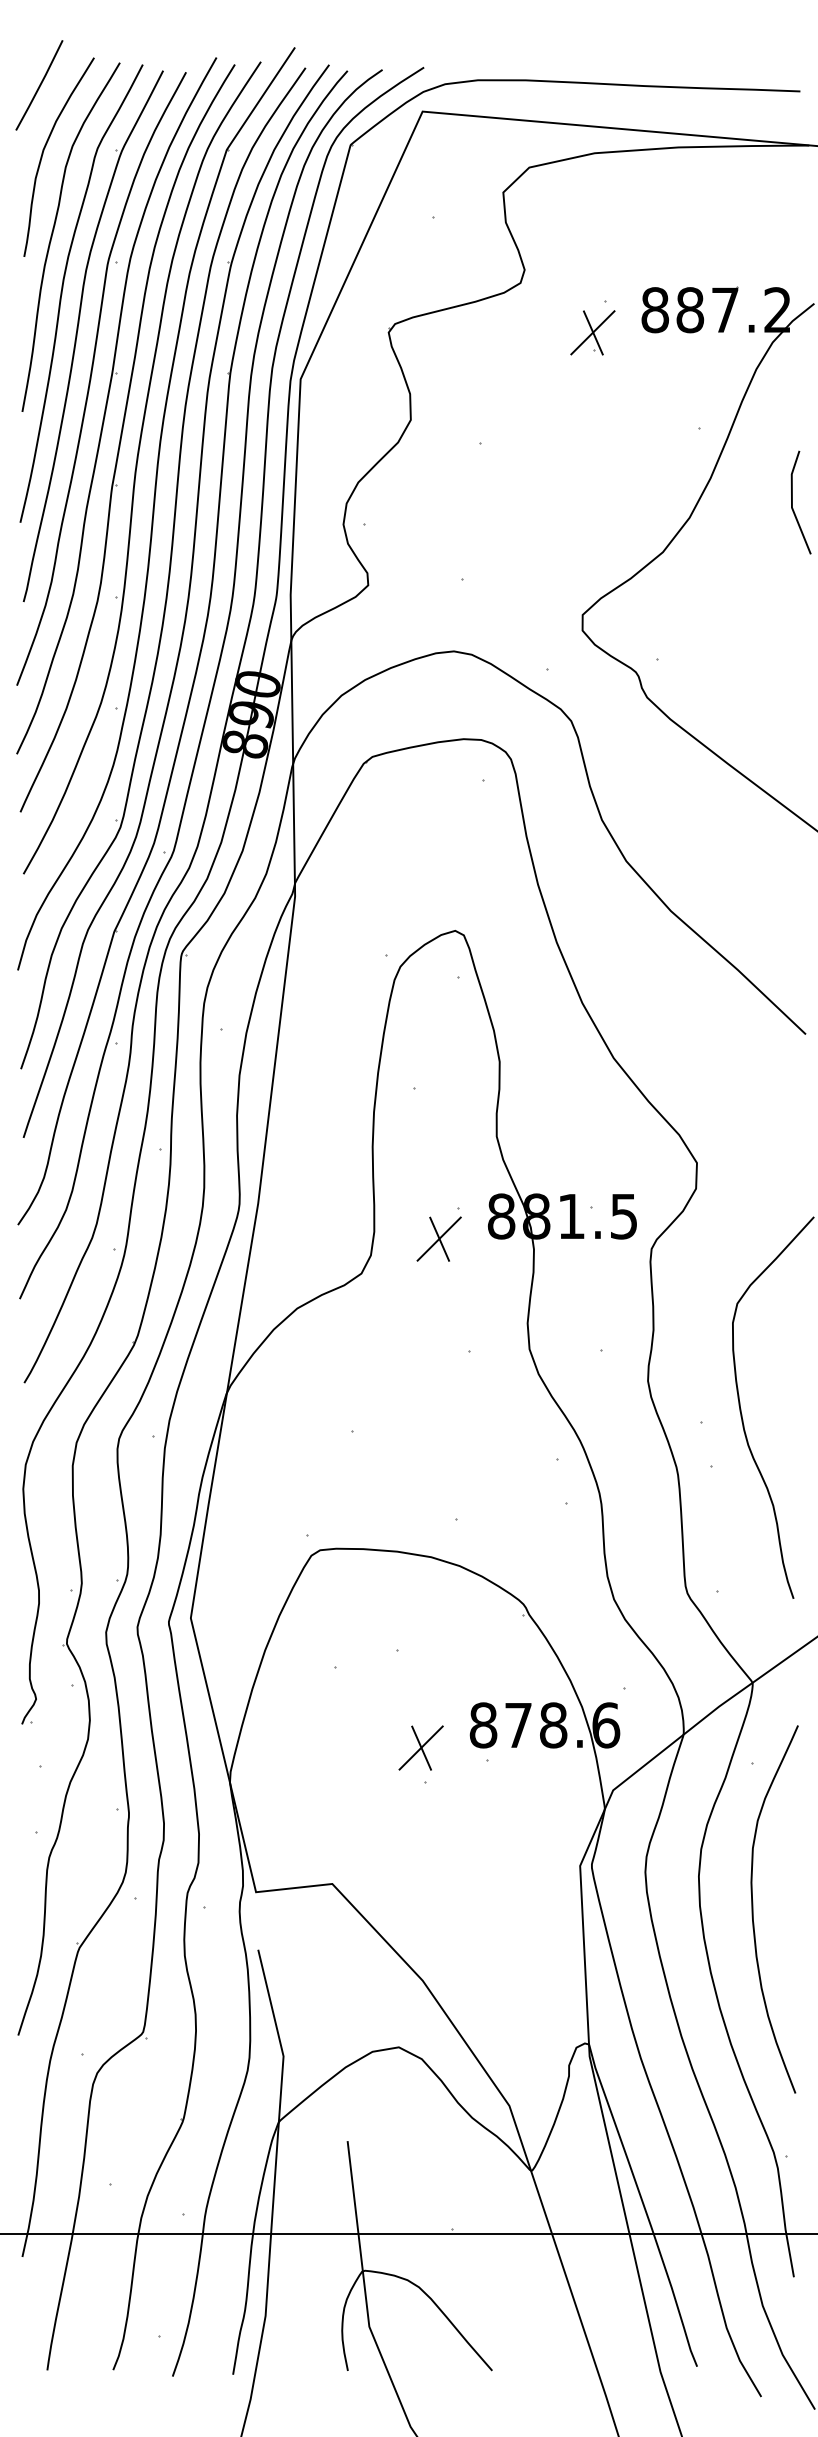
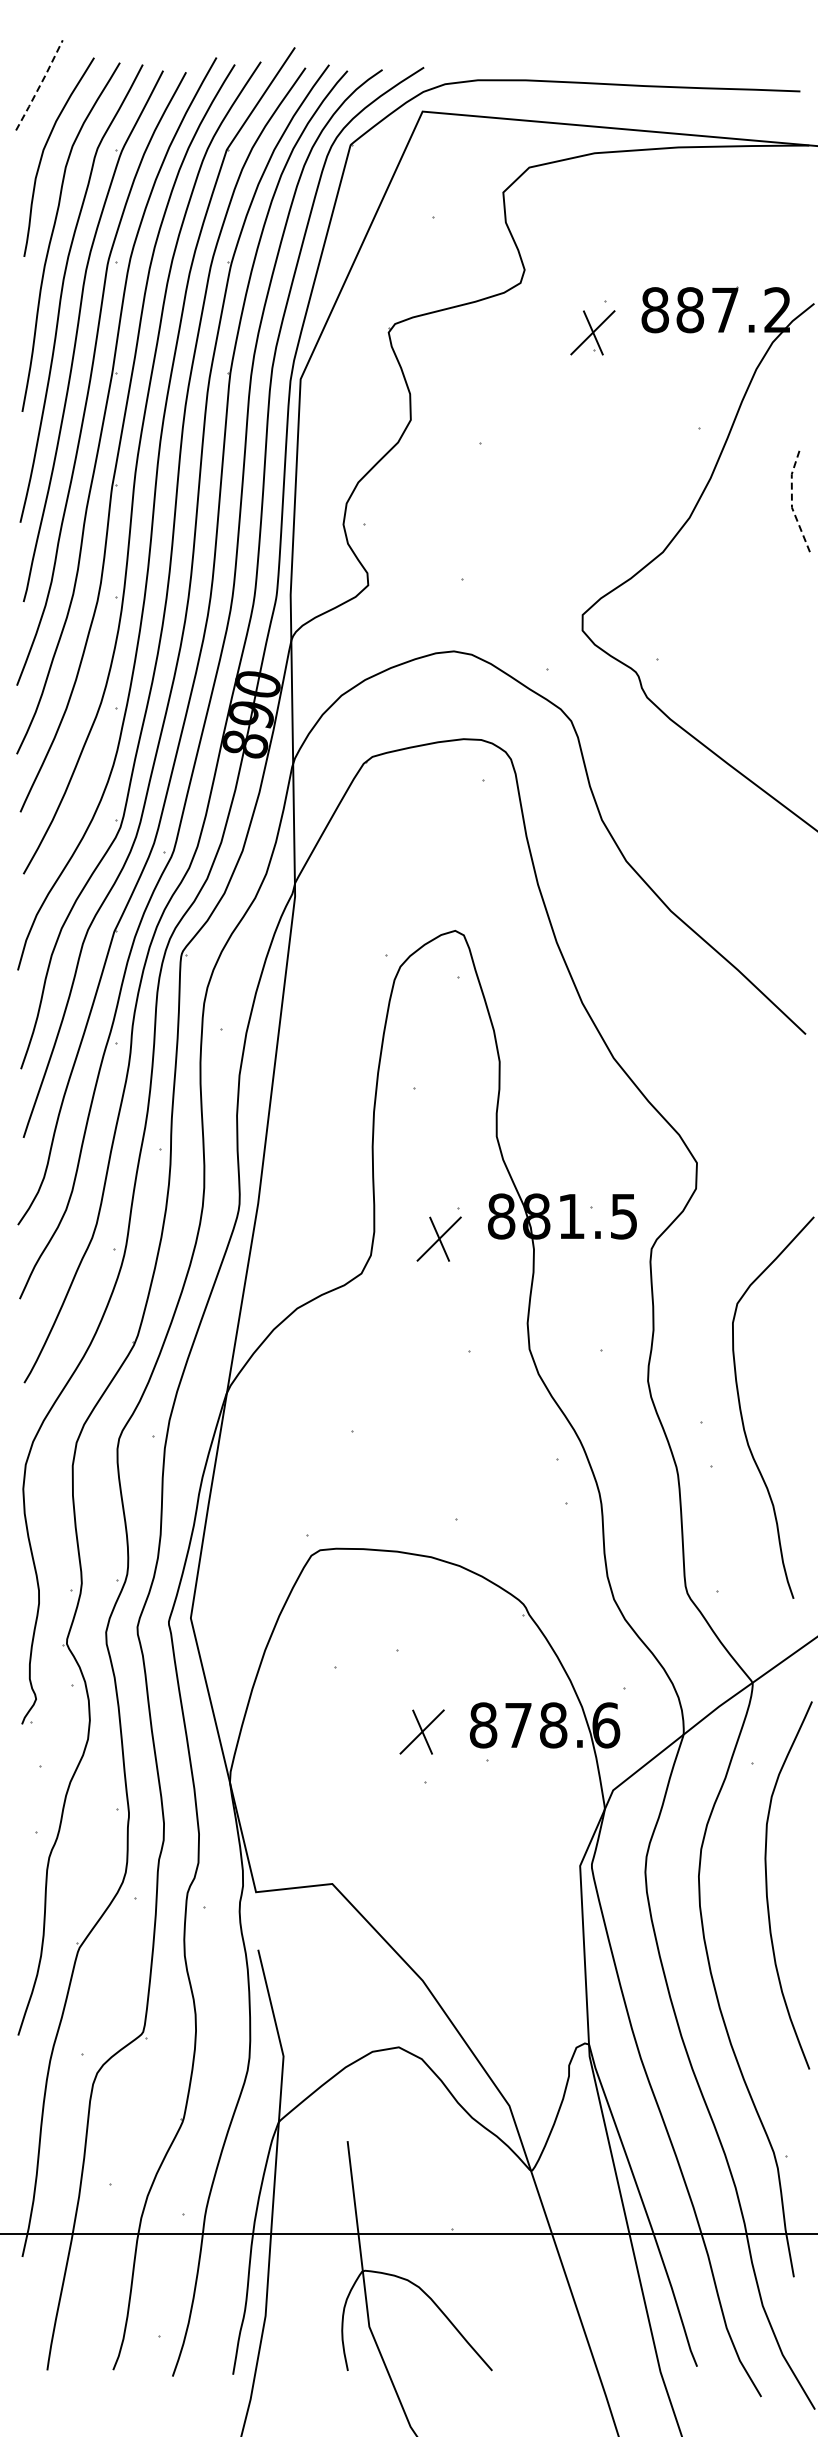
line: solid -> dashed (40, 85)
line: solid -> dashed (791, 503)
part position: (420, 1747) -> (421, 1731) (421, 1731)
curve position: (753, 1909) -> (767, 1885) (767, 1885)
